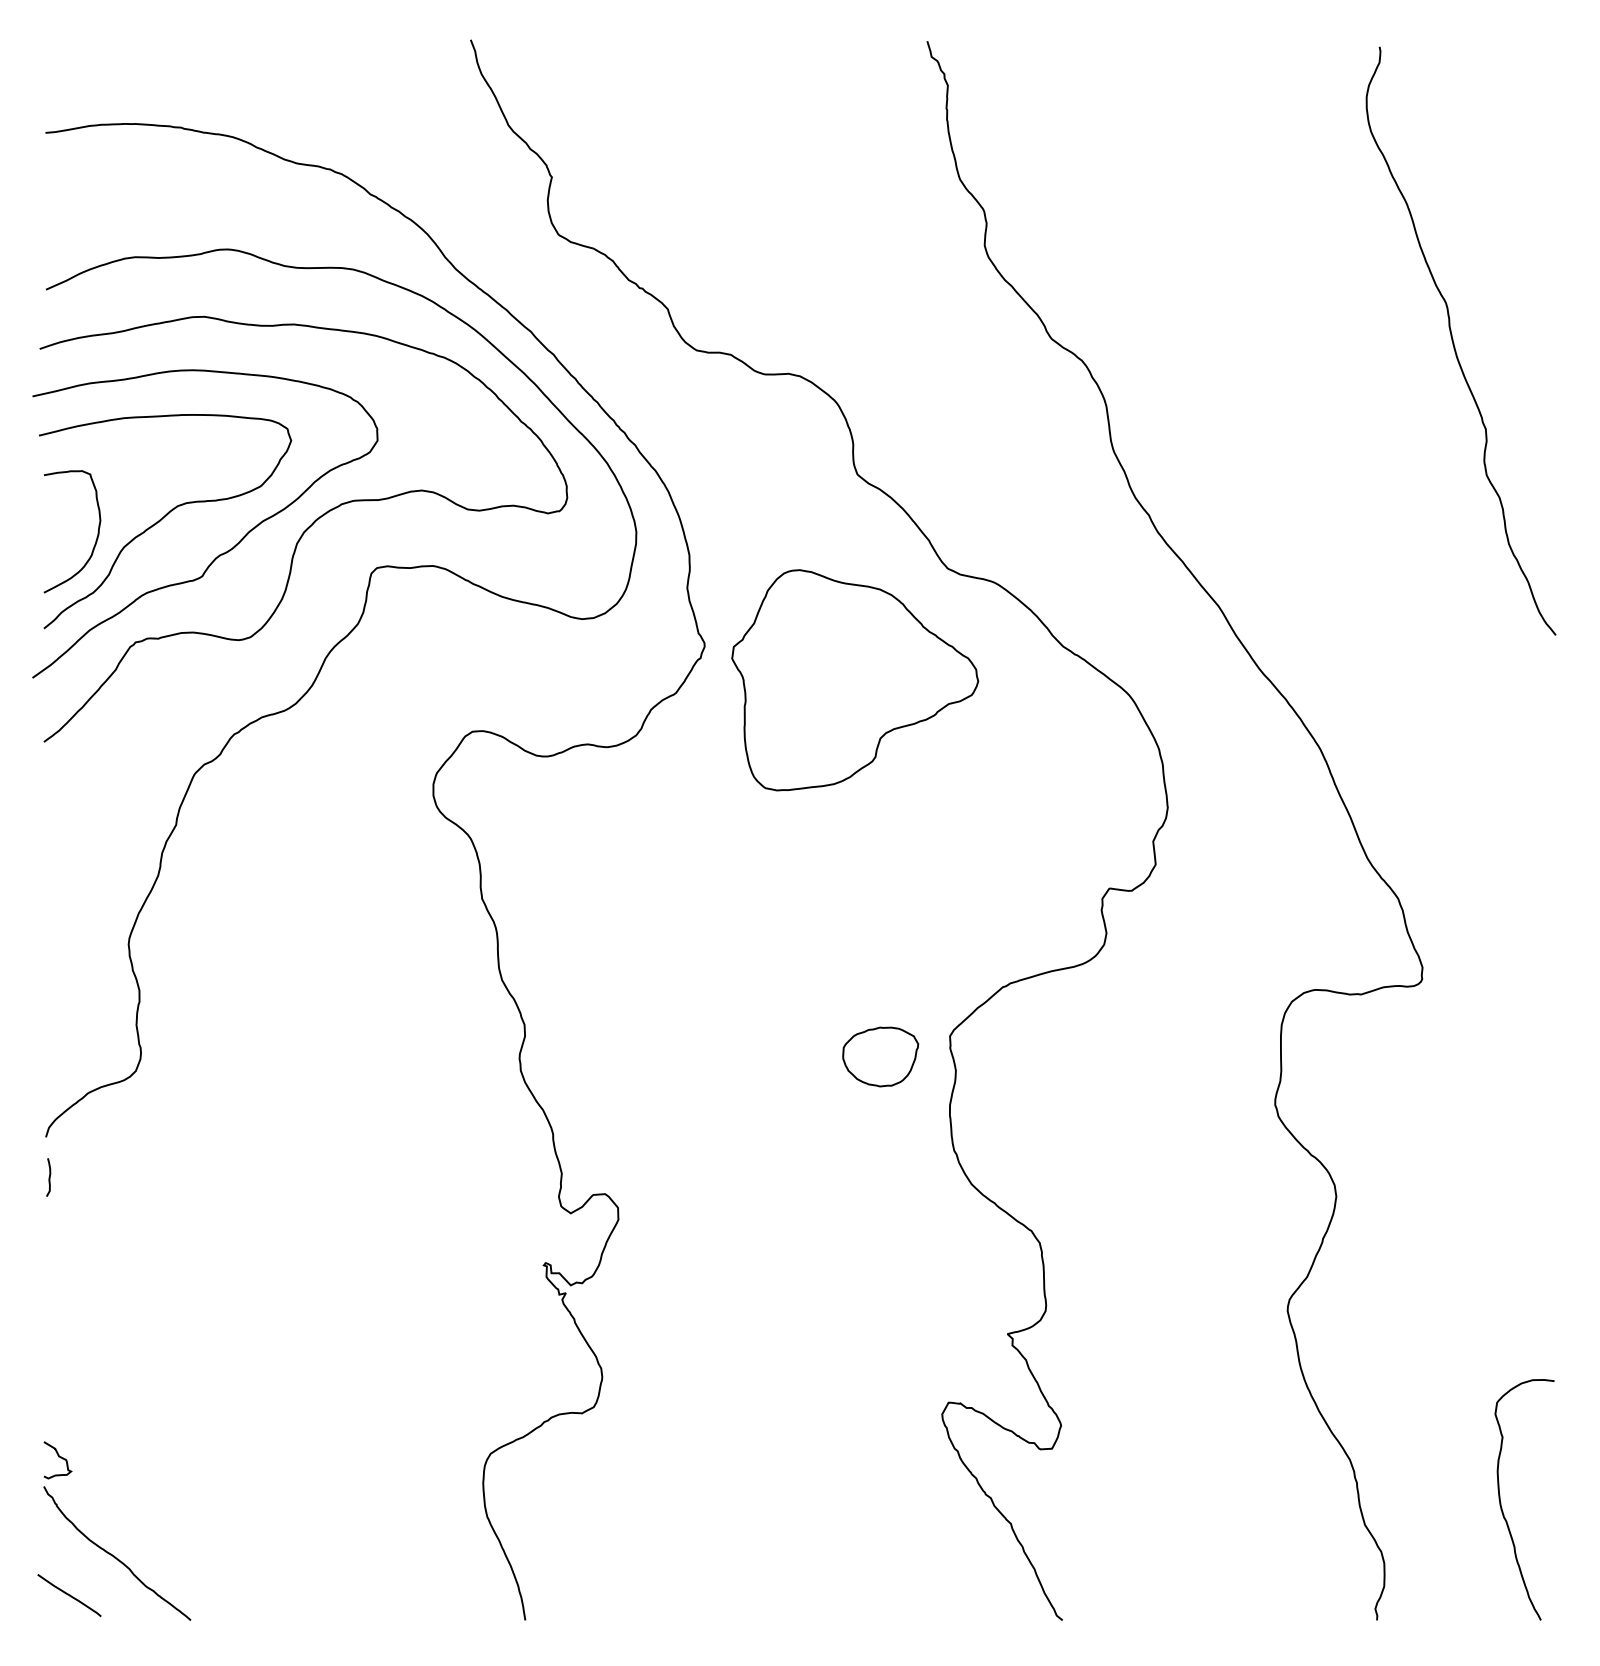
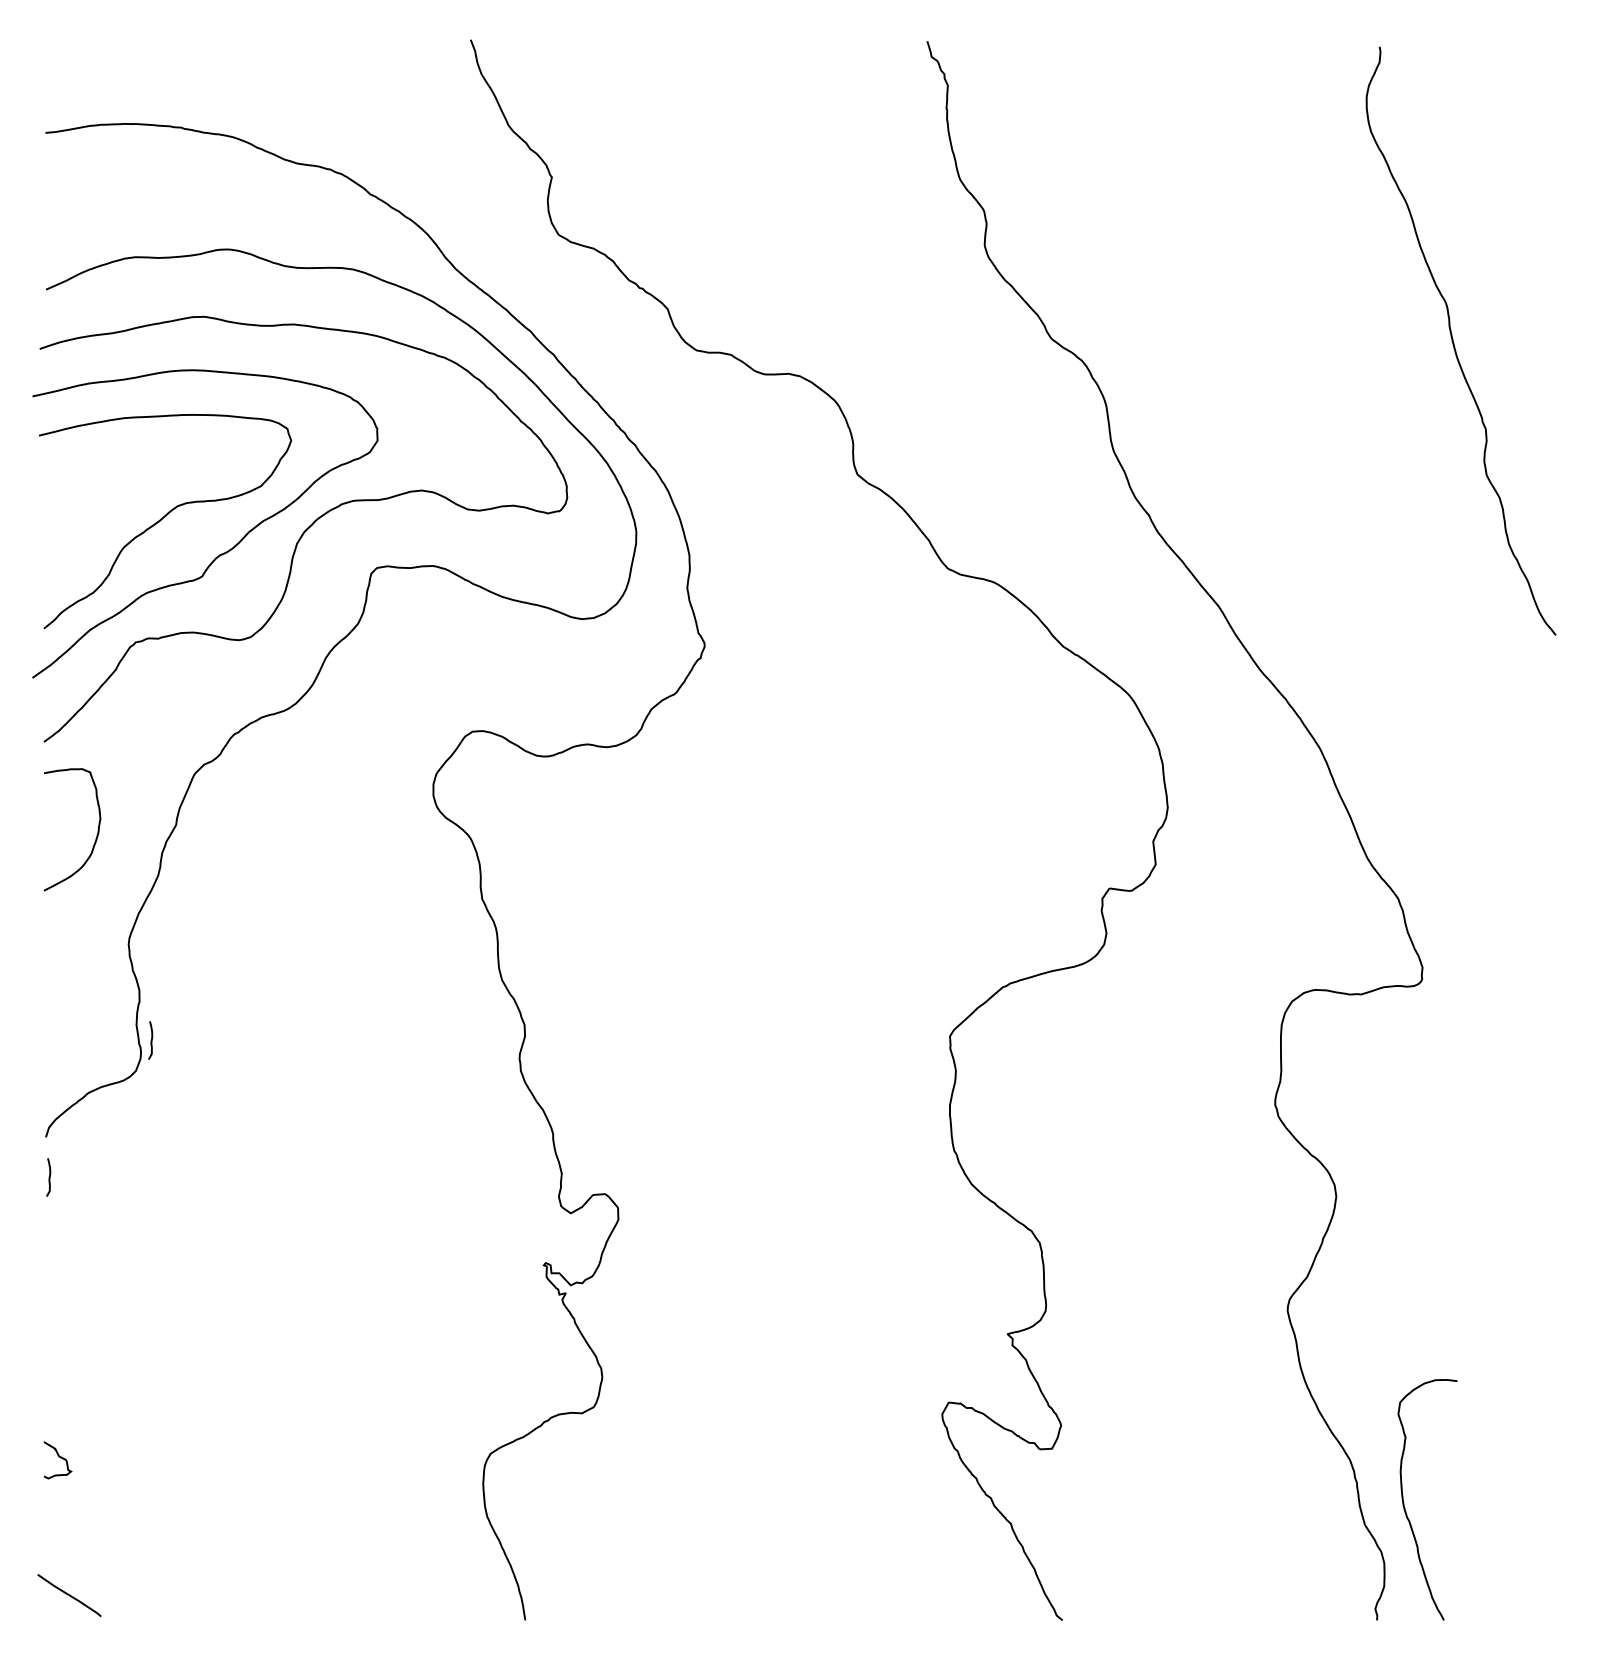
curve position: (95, 540) -> (95, 838) (95, 838)
part: present -> none (855, 680)
curve: none -> present (150, 1040)
part: present -> none (880, 1056)
curve position: (1501, 1502) -> (1404, 1502) (1404, 1502)
curve: present -> none (114, 1555)
